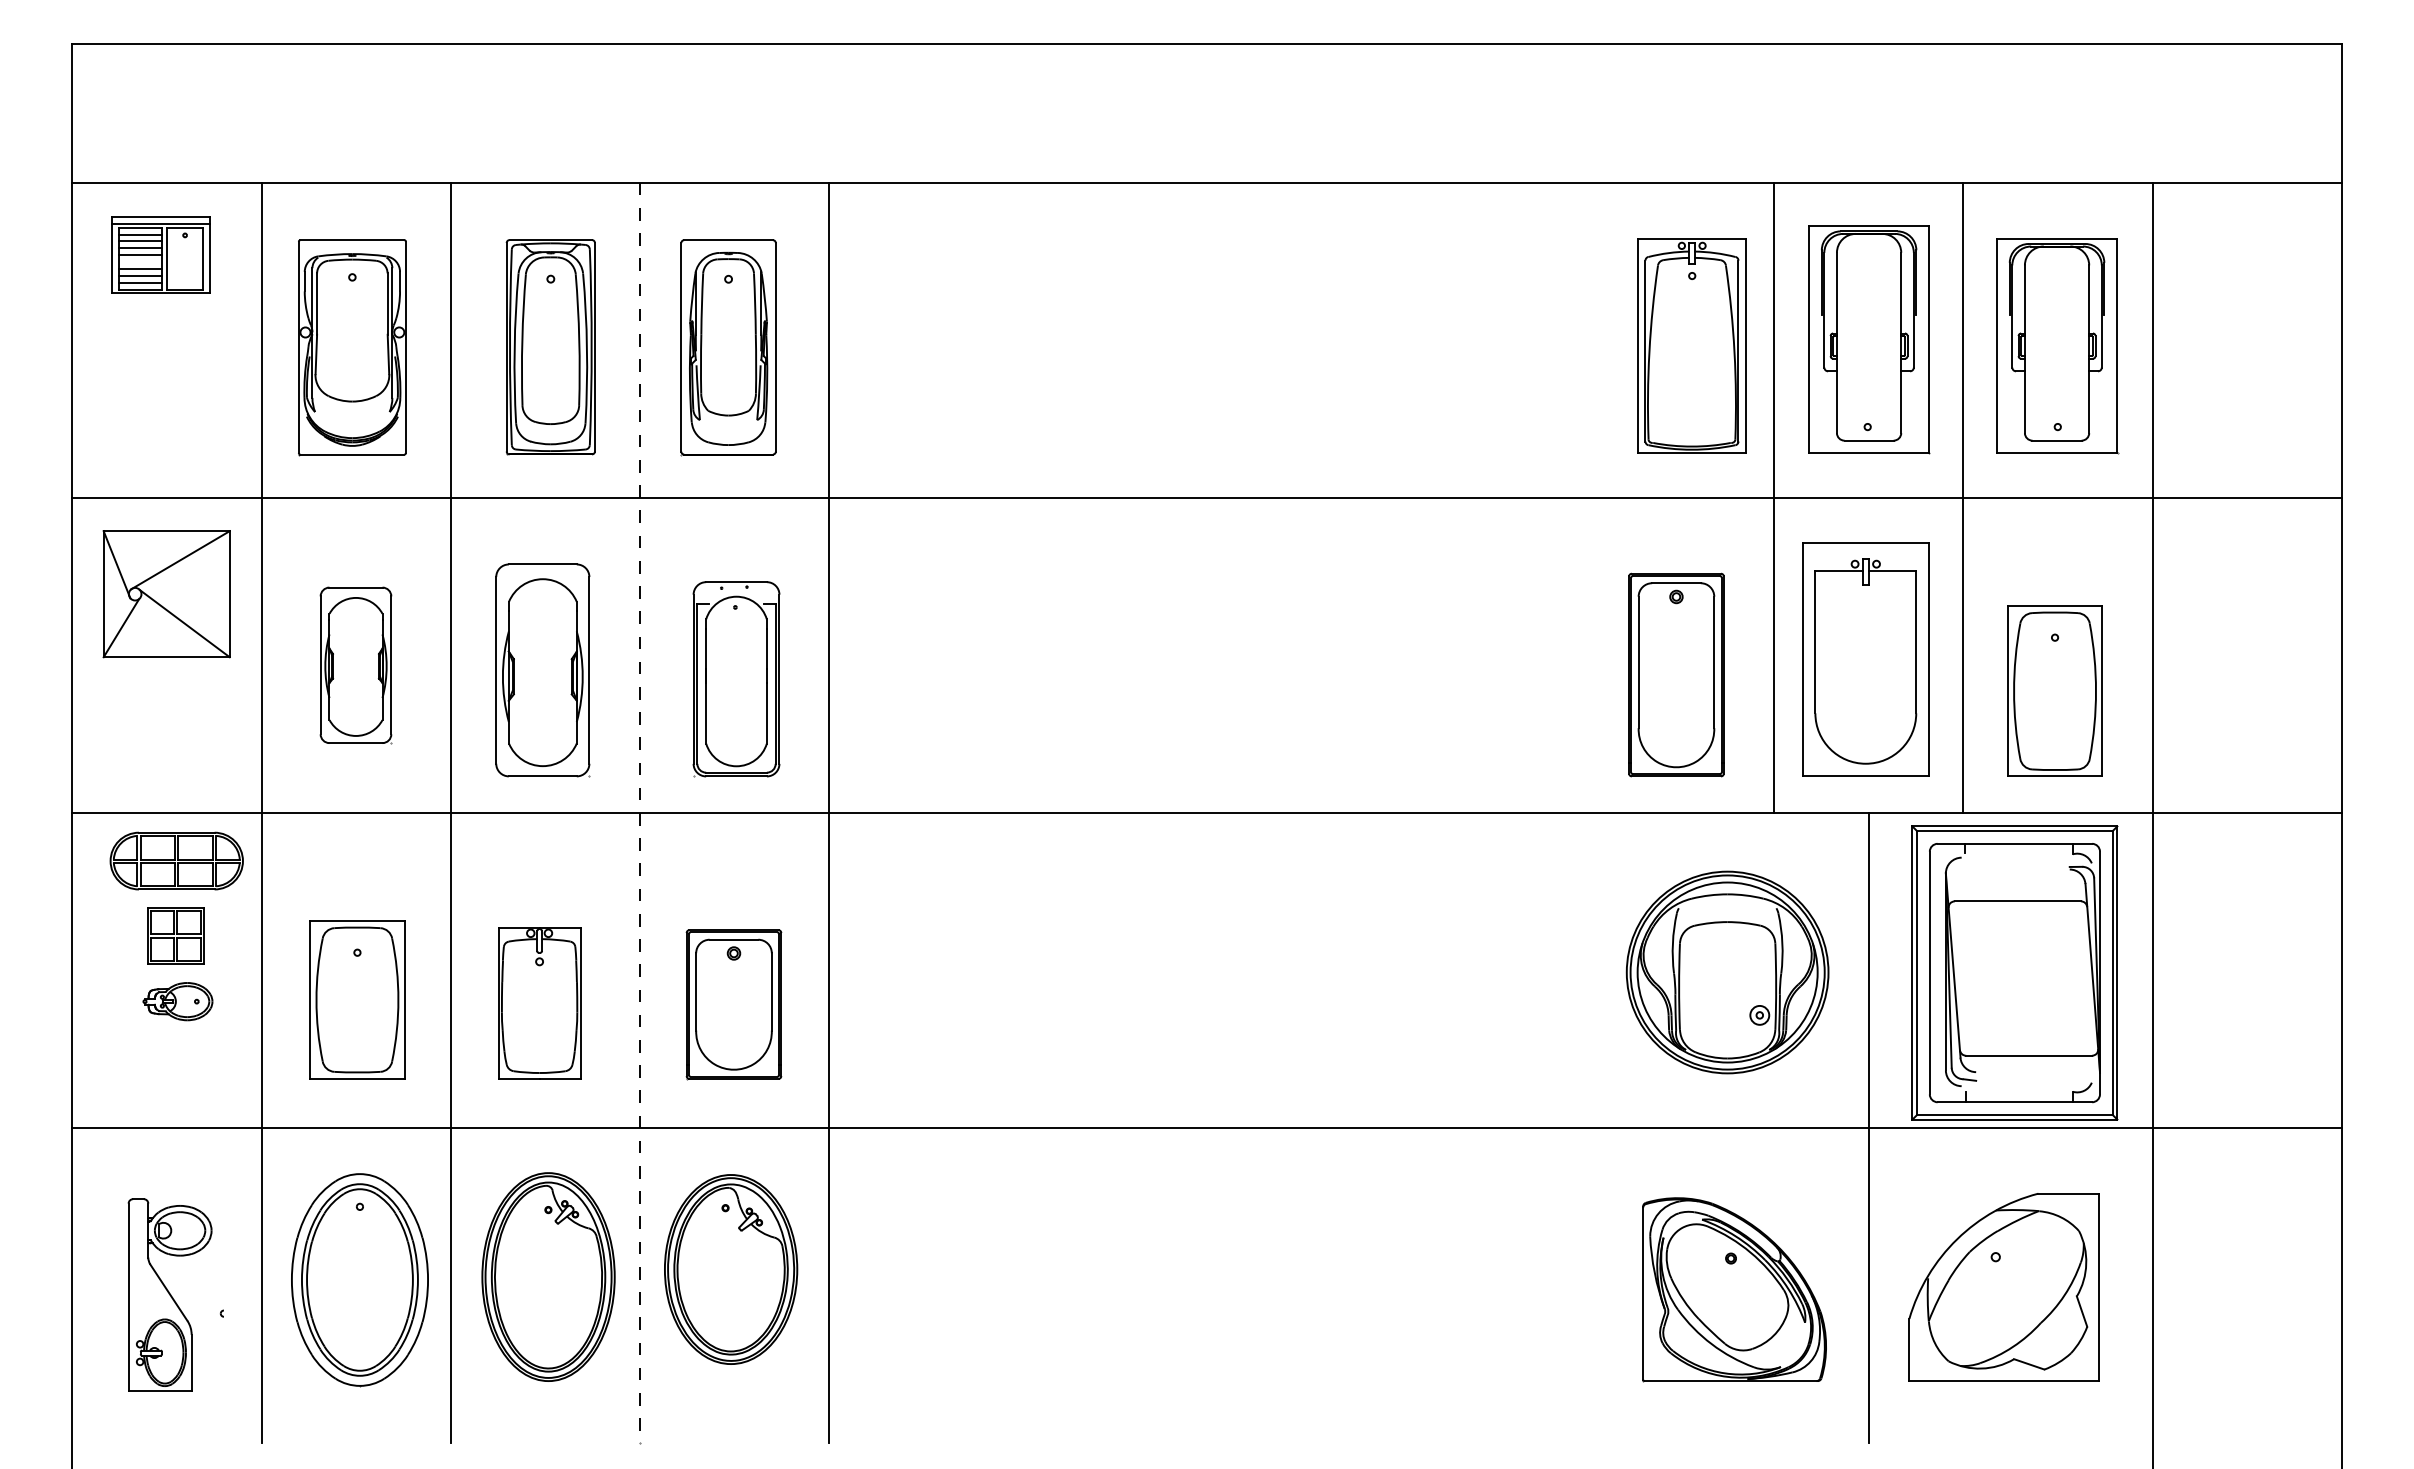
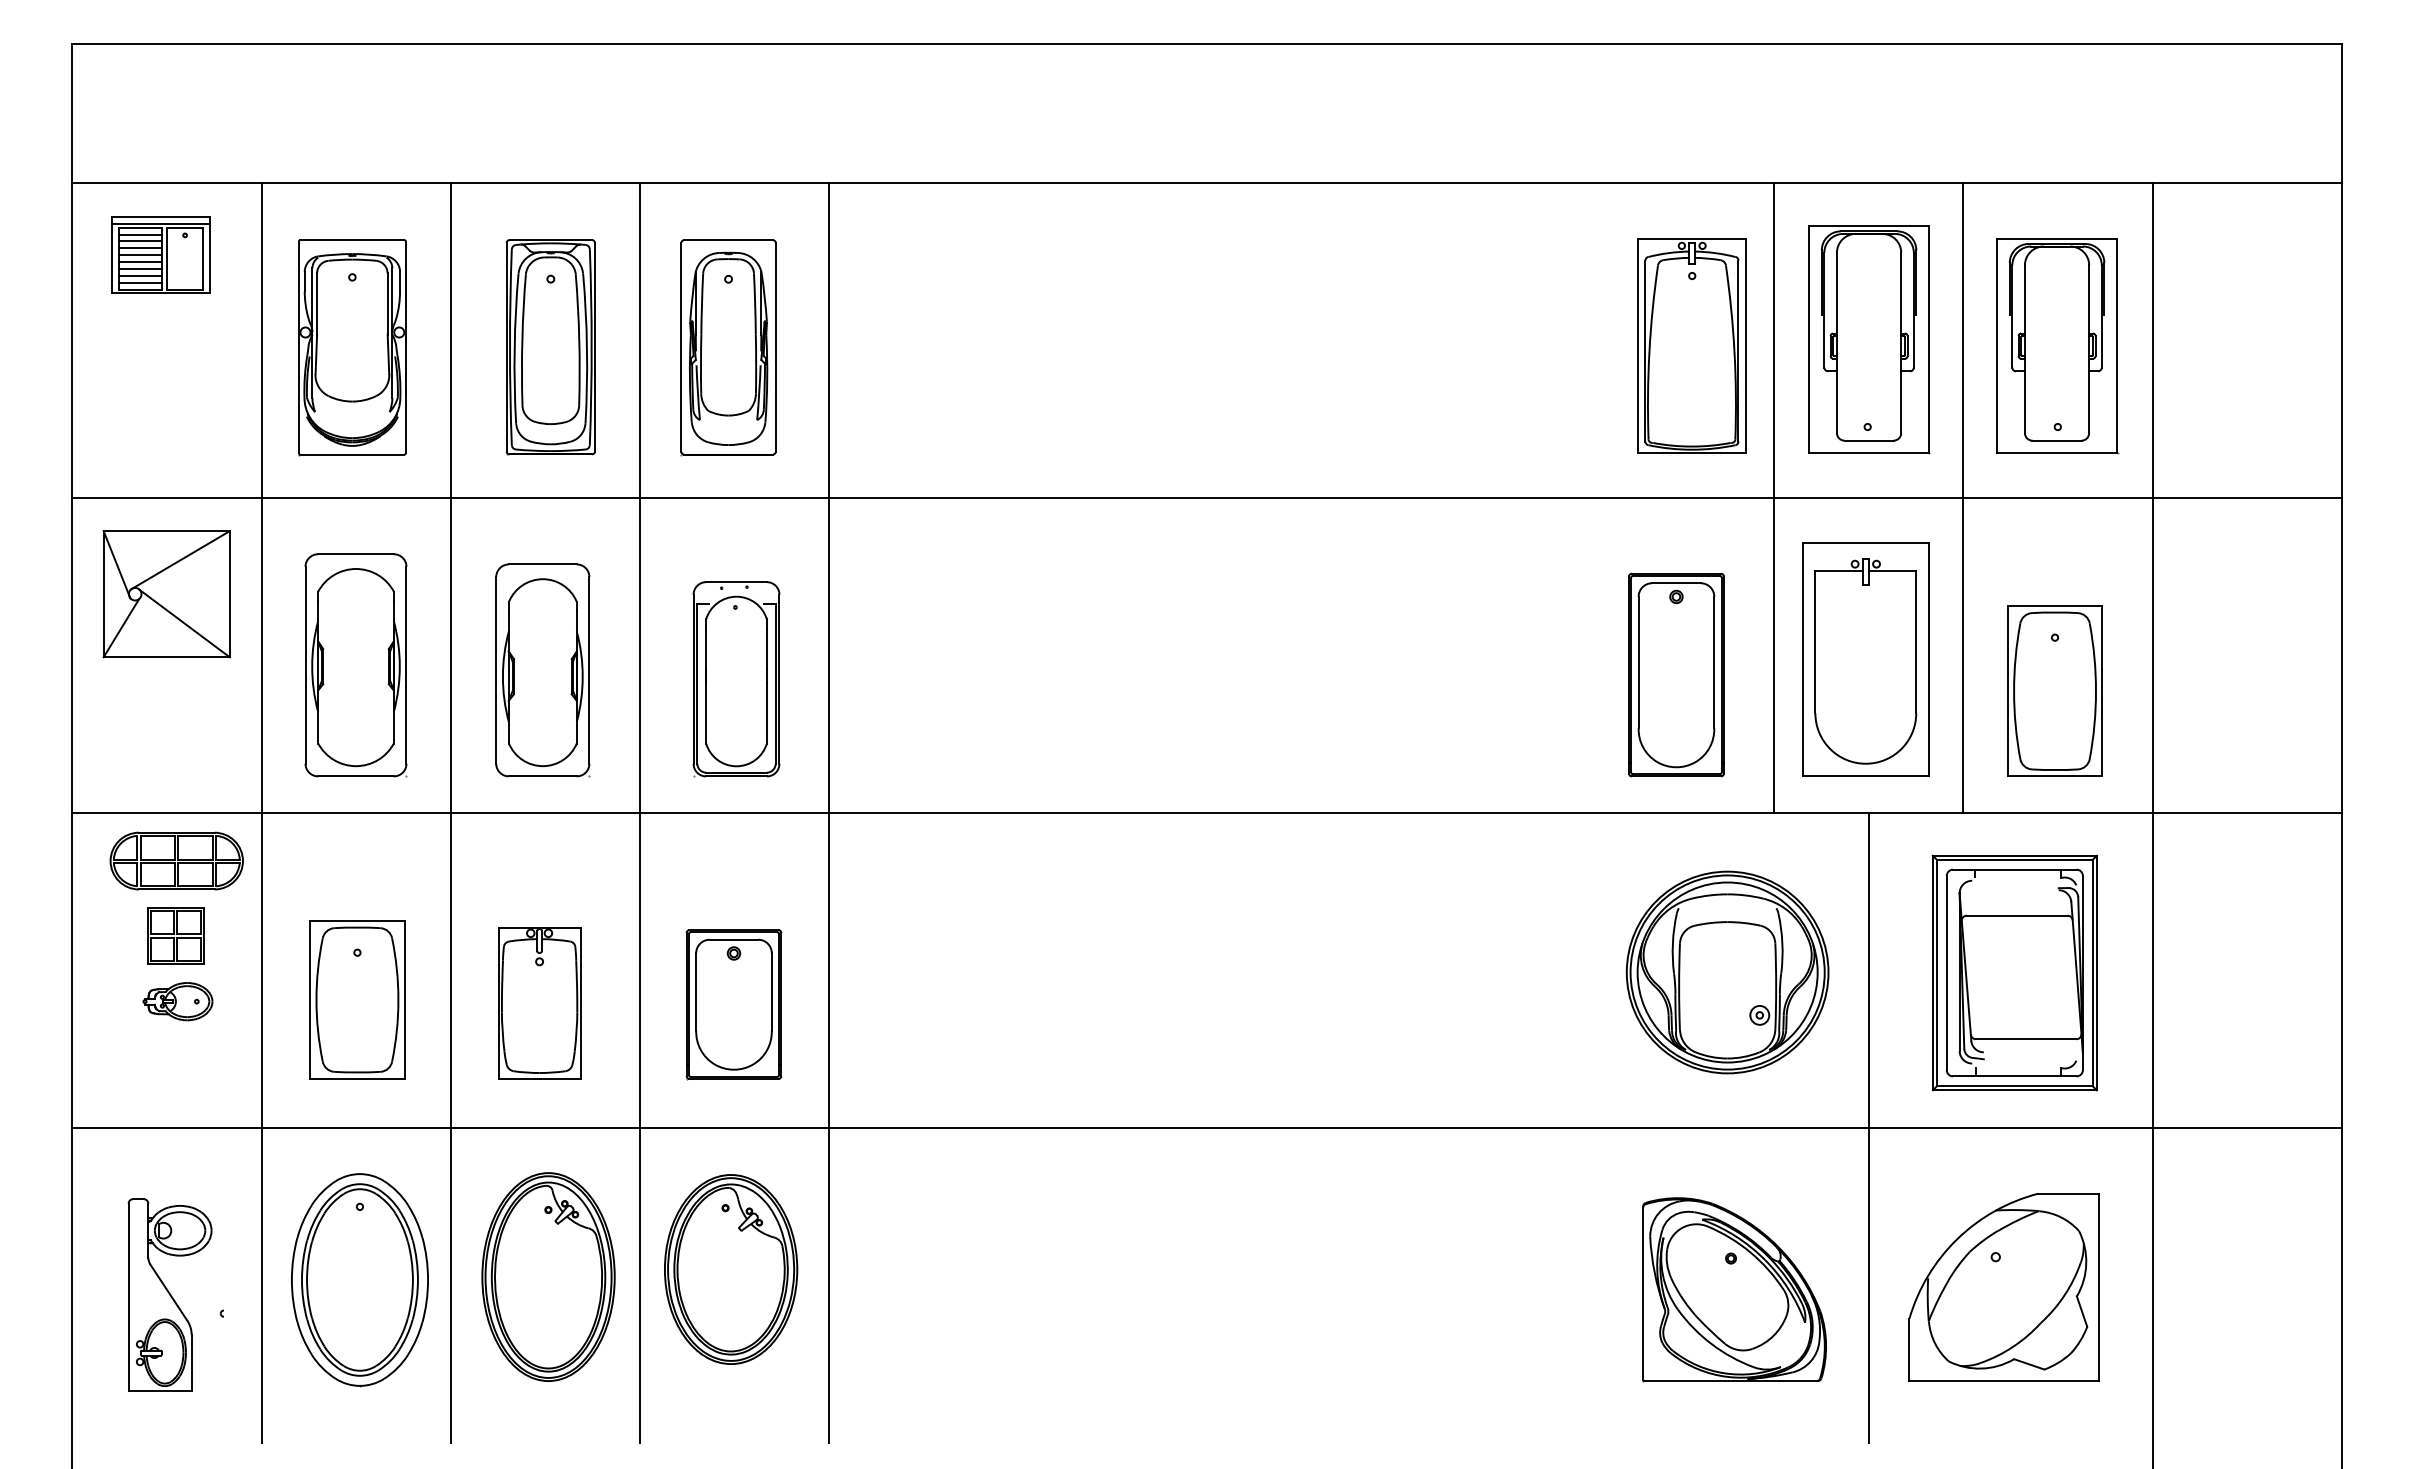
line: none -> present (139, 262)
part size: 74x159 px -> 104x225 px (355, 665)
line: dashed -> solid (639, 813)
part size: 208x296 px -> 167x238 px (2014, 972)
